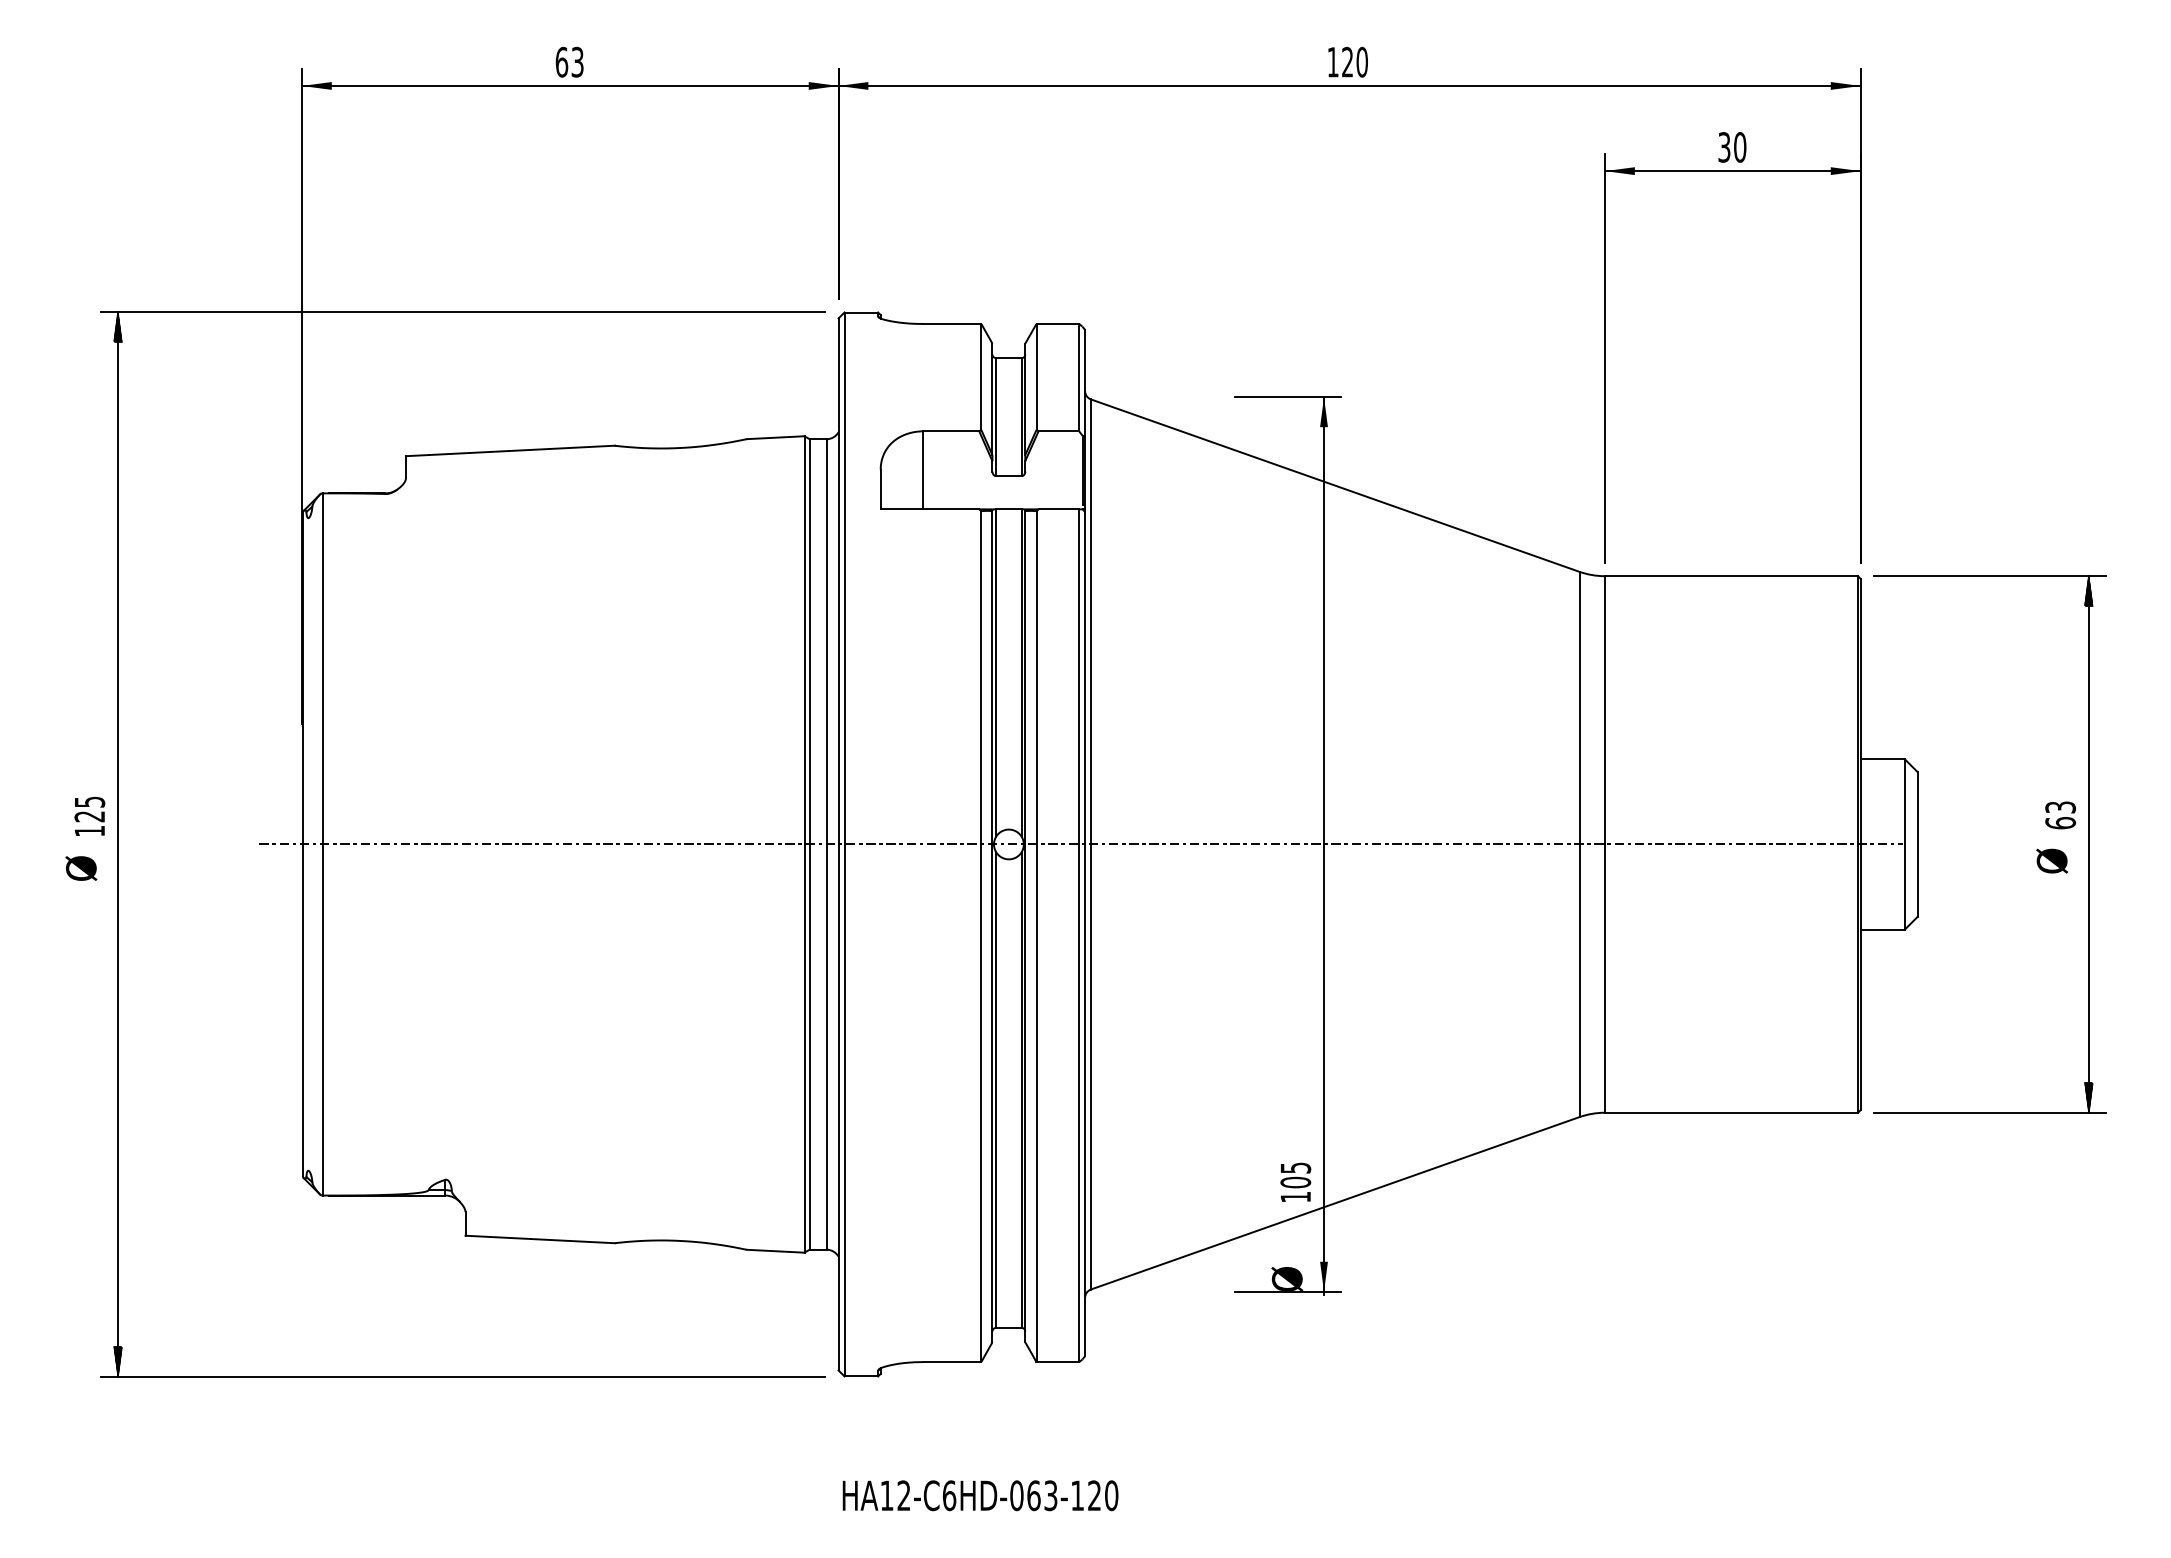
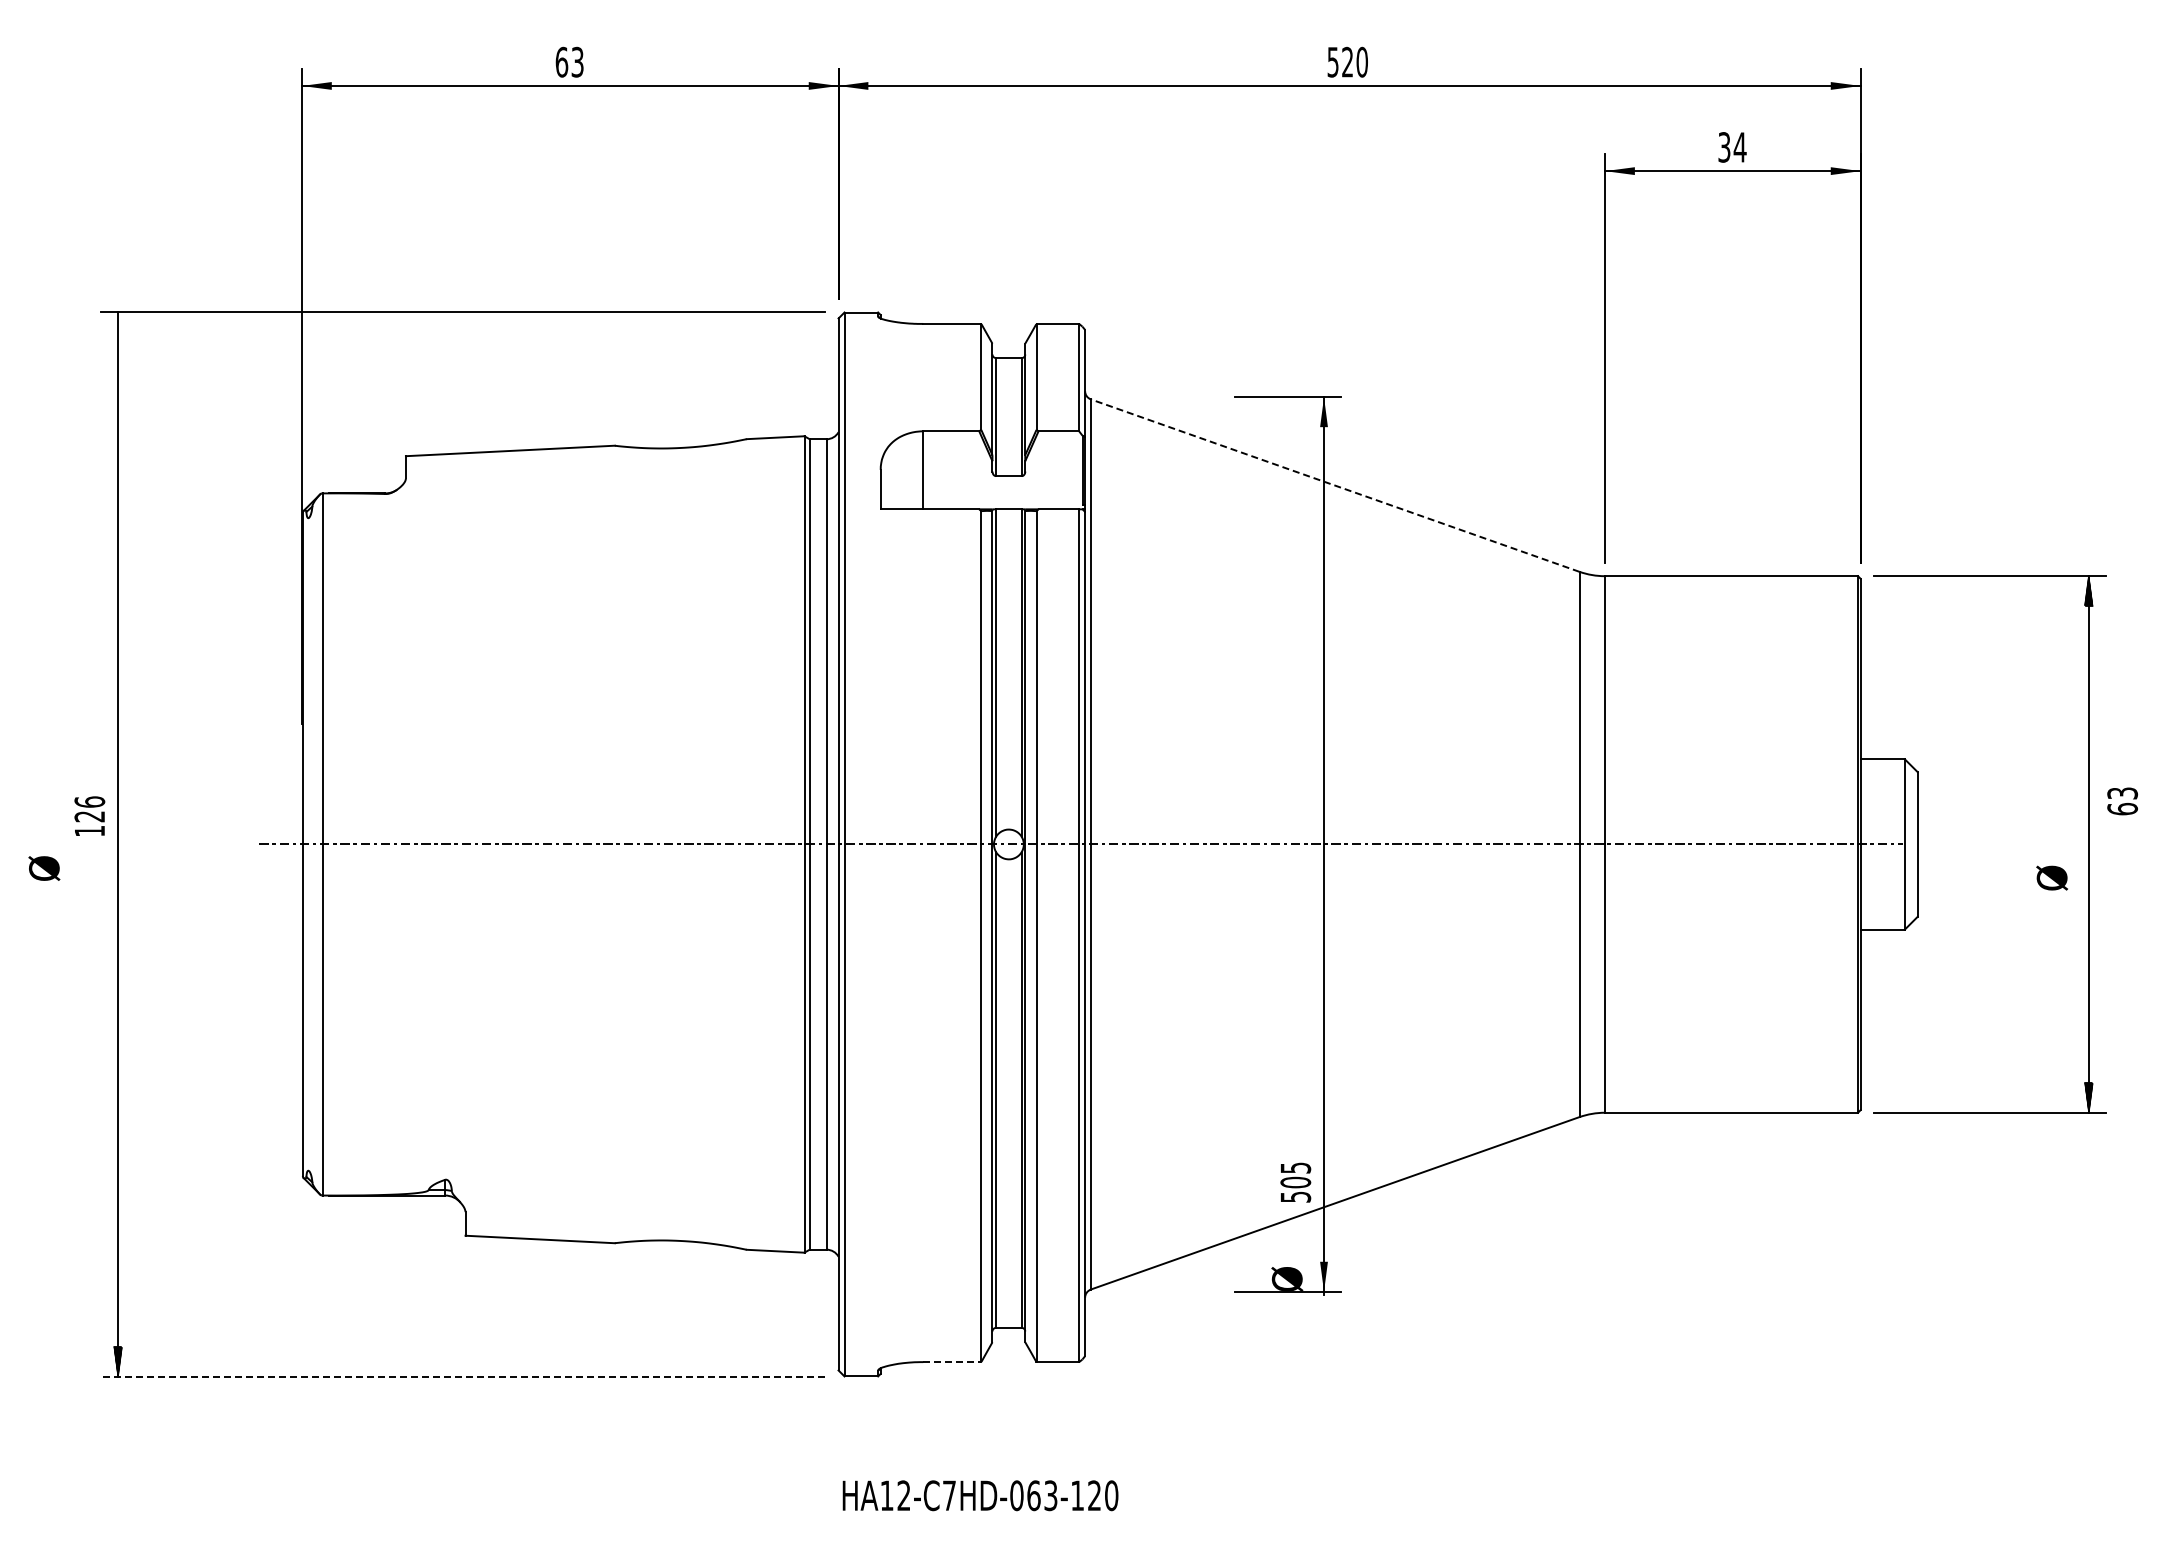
text: 120 -> 520 (1332, 62)
text: 30 -> 34 (1739, 147)
hatch: present -> none (117, 326)
line: solid -> dashed (1334, 485)
text: 125 -> 126 (89, 801)
text position: (2060, 815) -> (2122, 801) (2122, 801)
text position: (2051, 860) -> (2051, 877) (2051, 877)
text position: (81, 868) -> (44, 868) (44, 868)
text: 105 -> 505 (1295, 1196)
line: solid -> dashed (952, 1362)
line: solid -> dashed (462, 1376)
text: HA12-C6HD-063-120 -> HA12-C7HD-063-120 (949, 1495)
